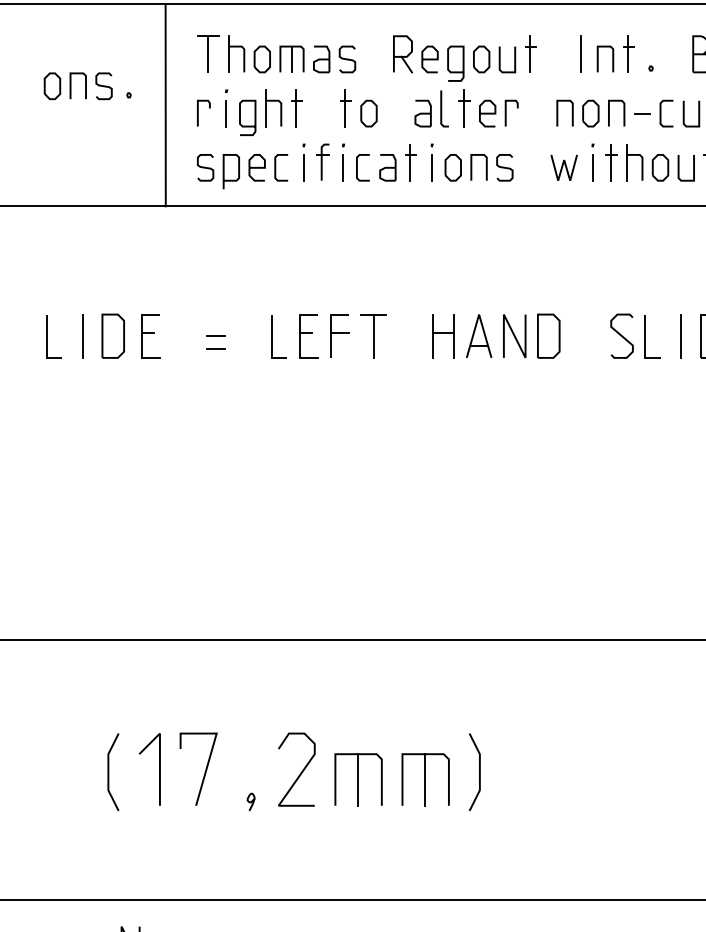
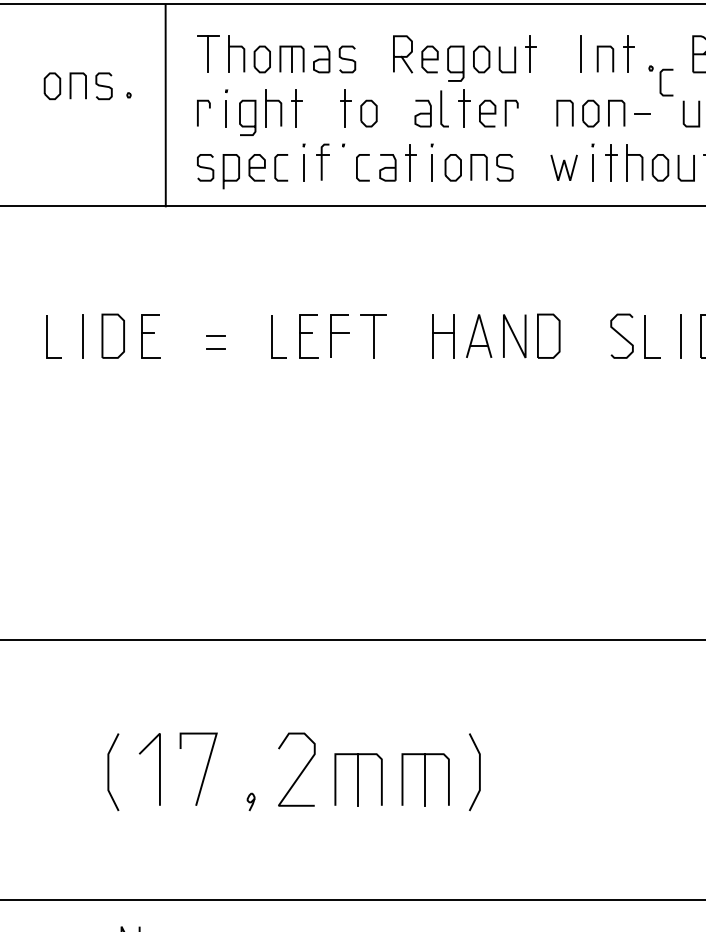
curve position: (661, 113) -> (661, 82) (661, 82)
line: present -> none (343, 167)
